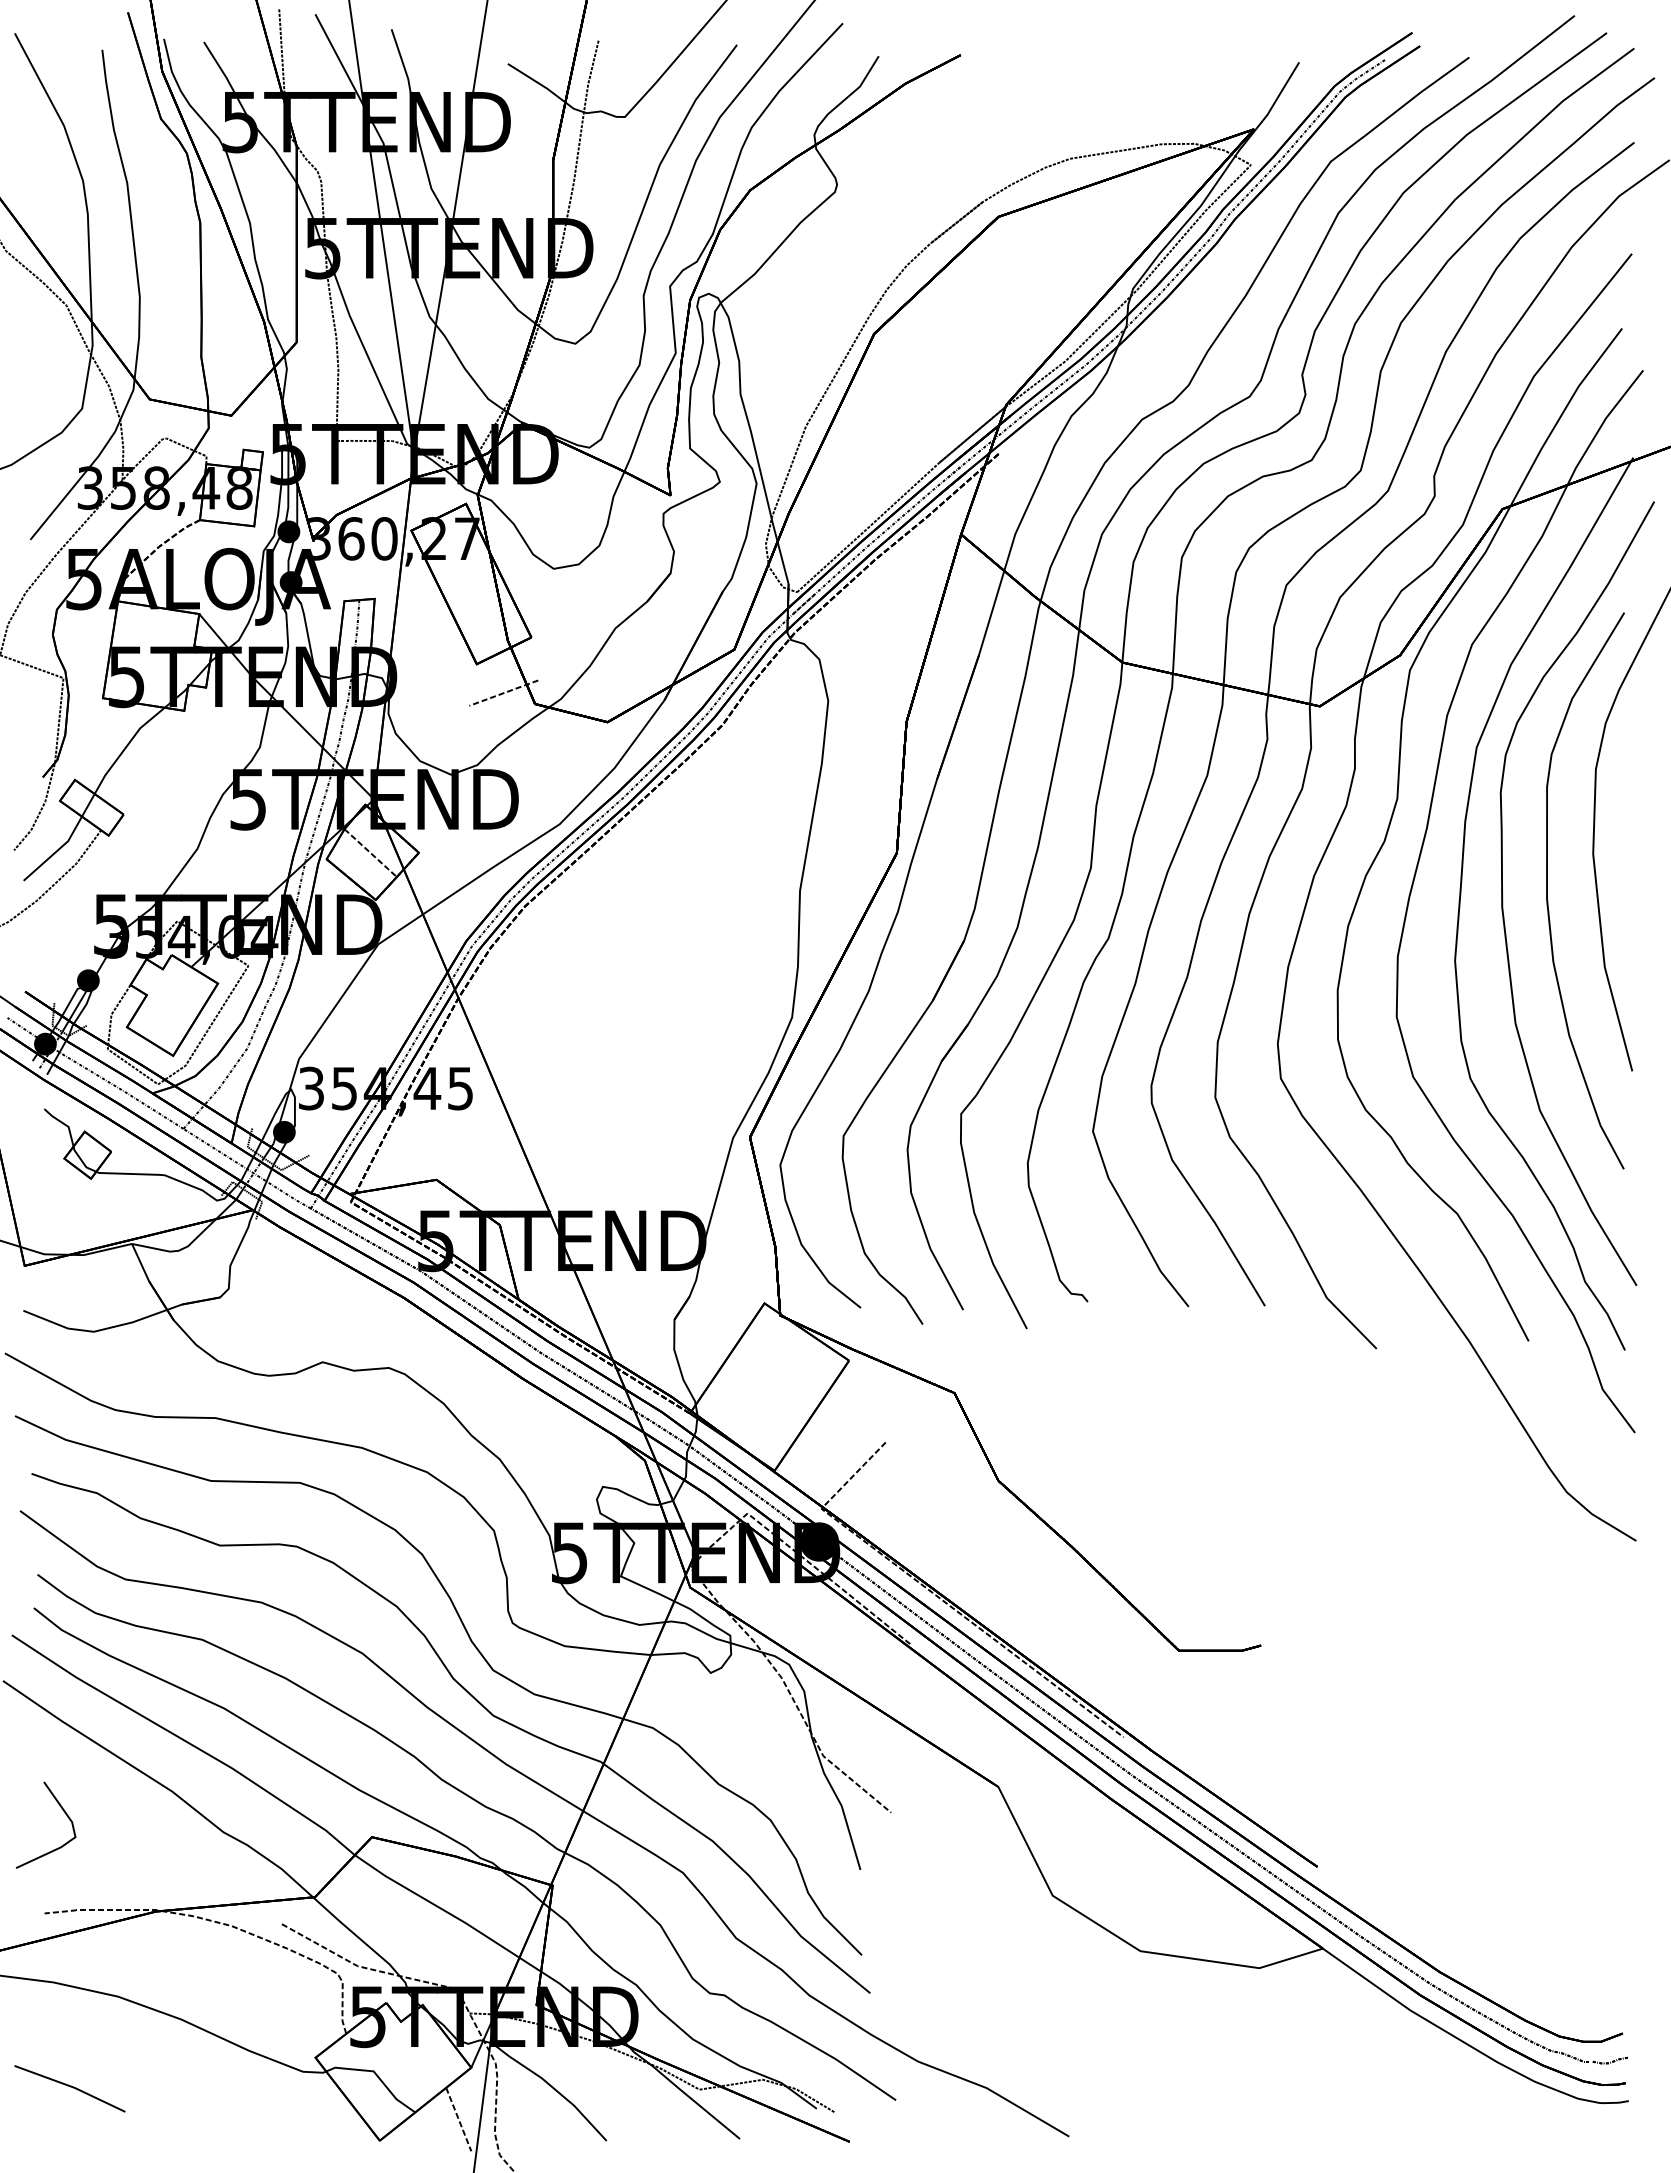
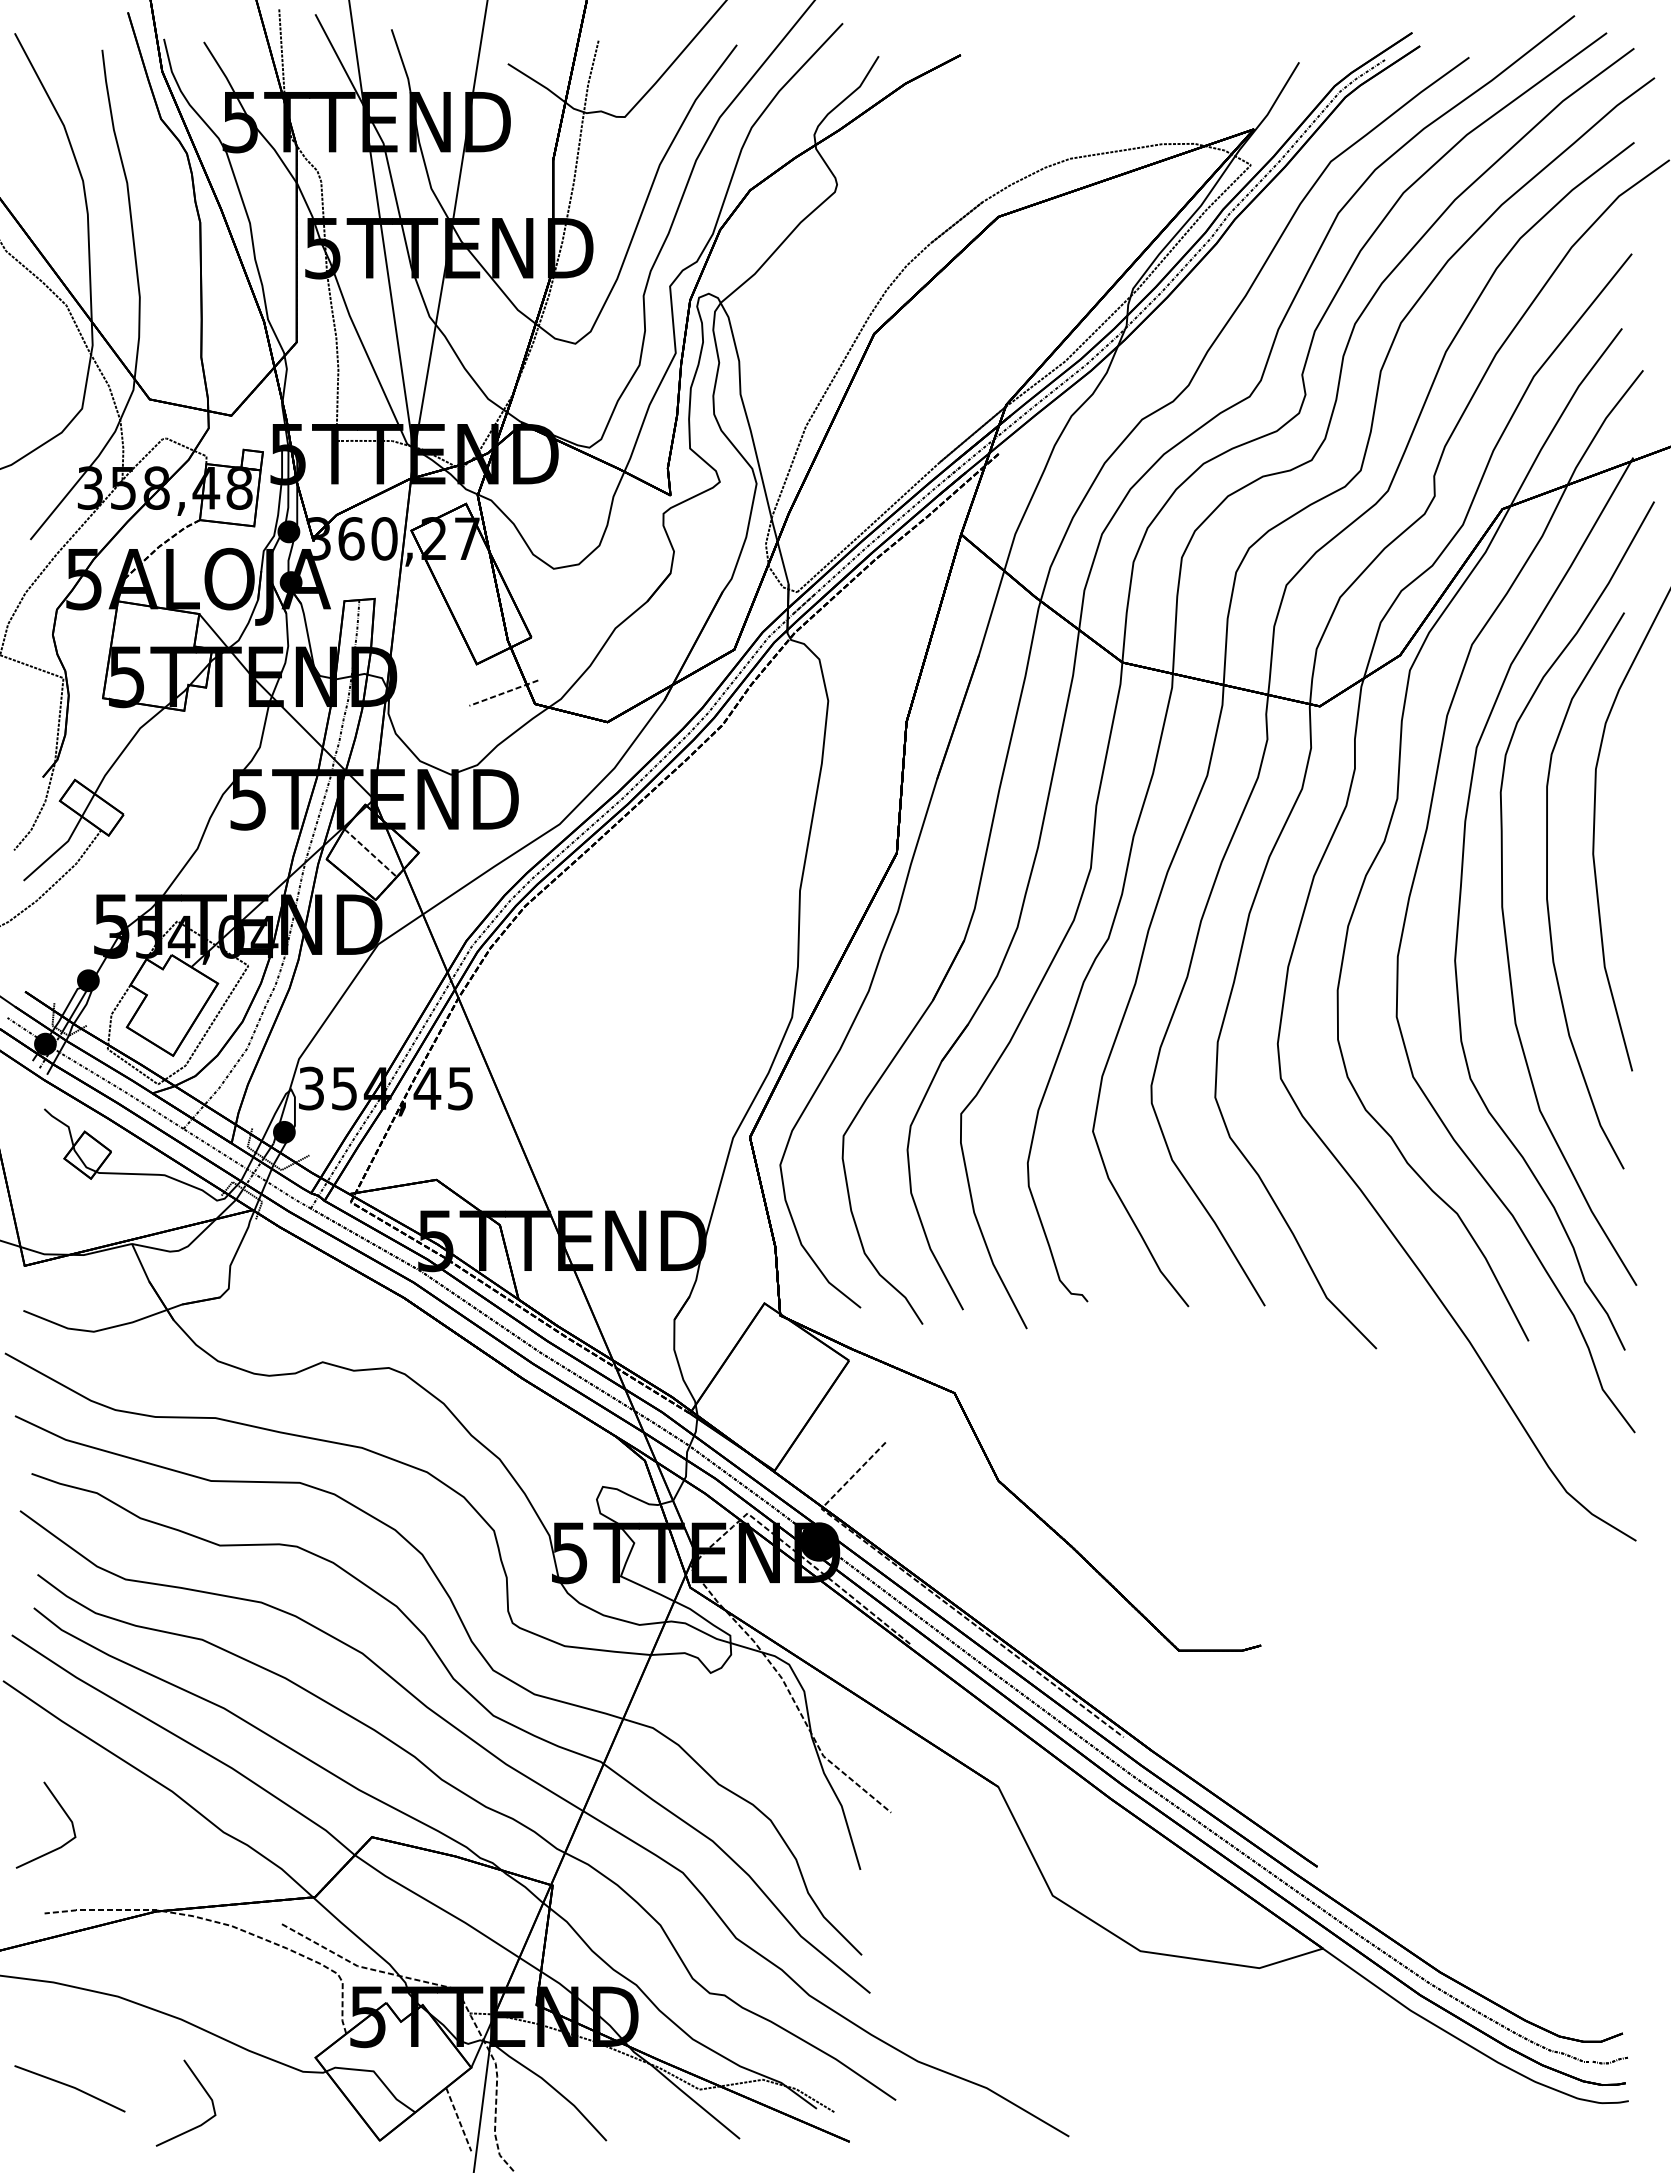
line: none -> present (204, 2091)
